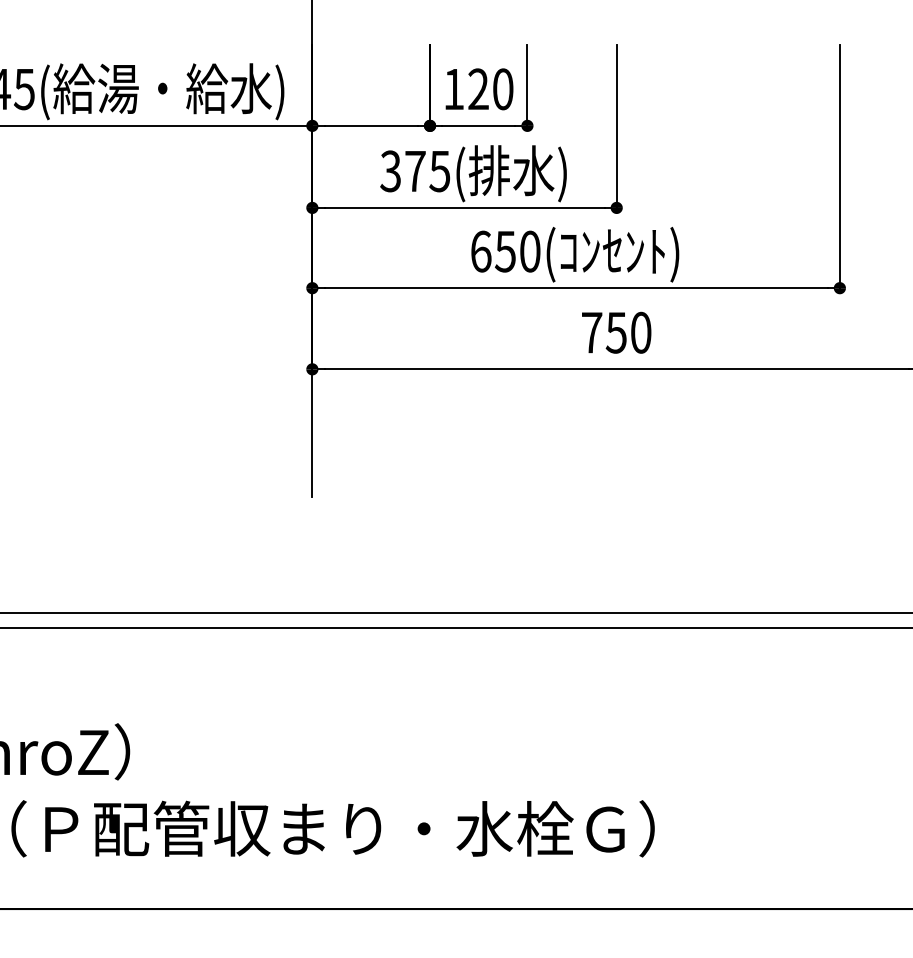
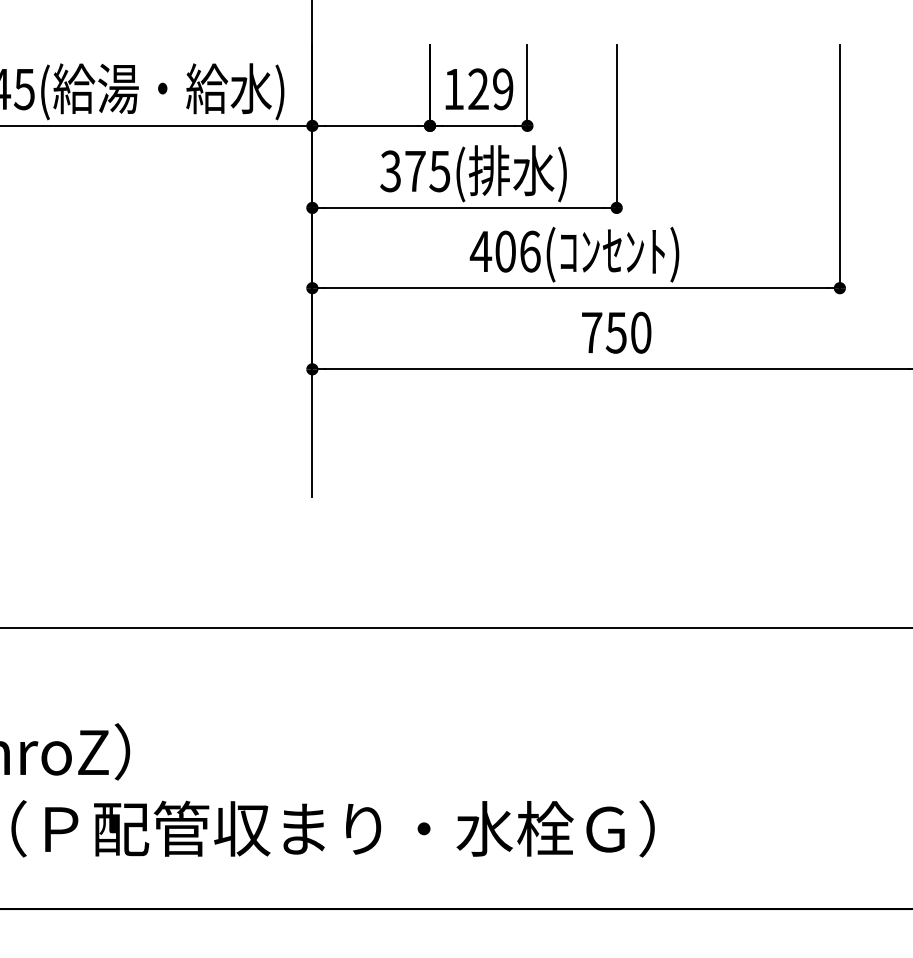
text: 120 -> 129 (503, 89)
text: 650( -> 406( (504, 251)
line: present -> none (455, 612)
